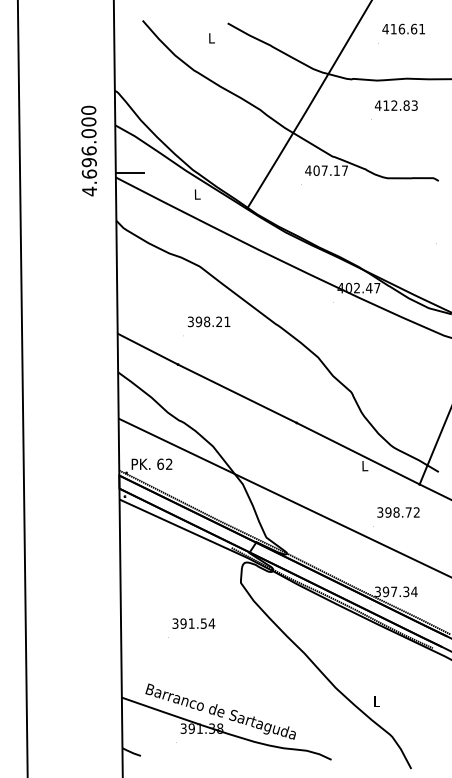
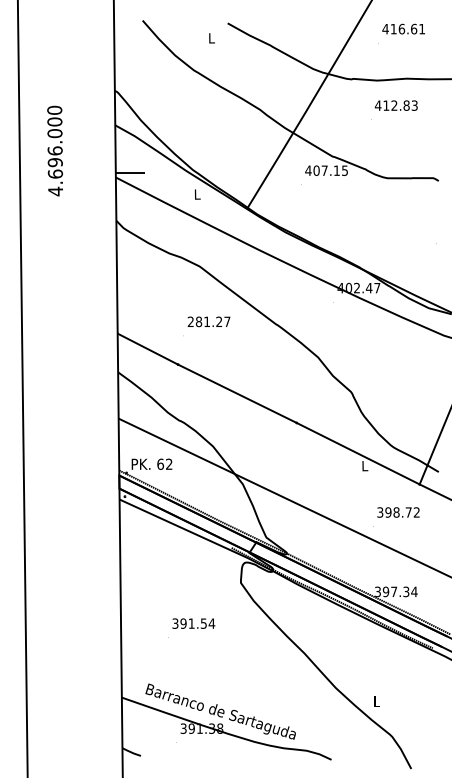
text position: (88, 150) -> (54, 150) (54, 150)
text: 407.17 -> 407.15 (344, 170)
text: 398.21 -> 281.27 (208, 321)
